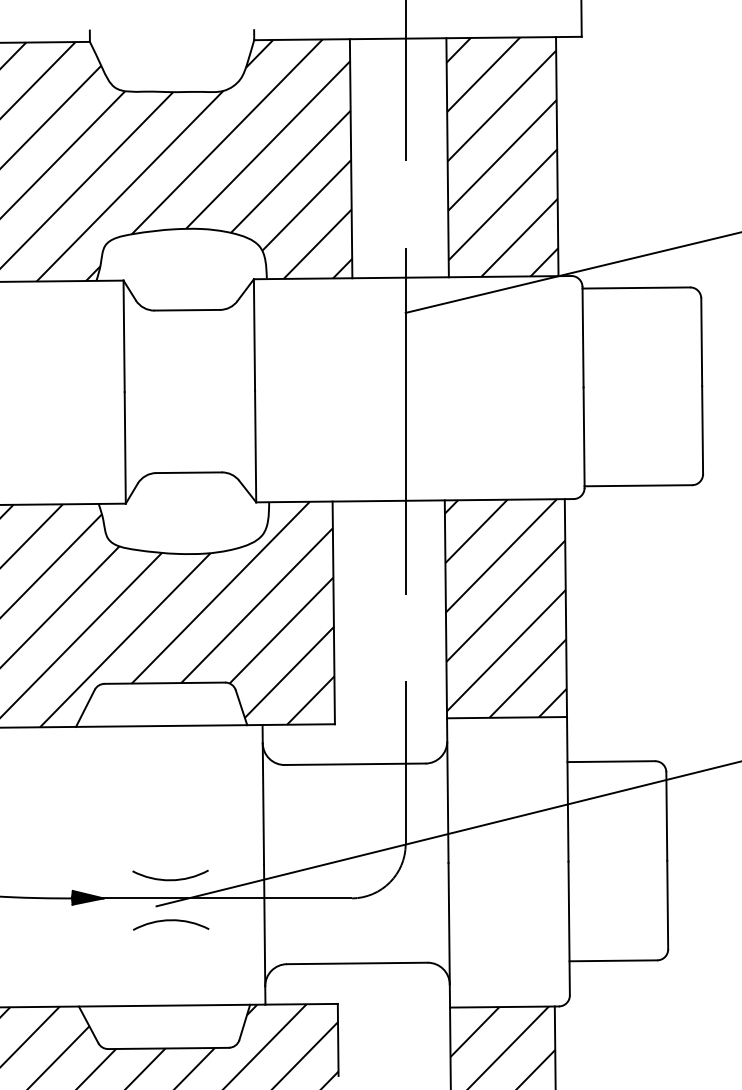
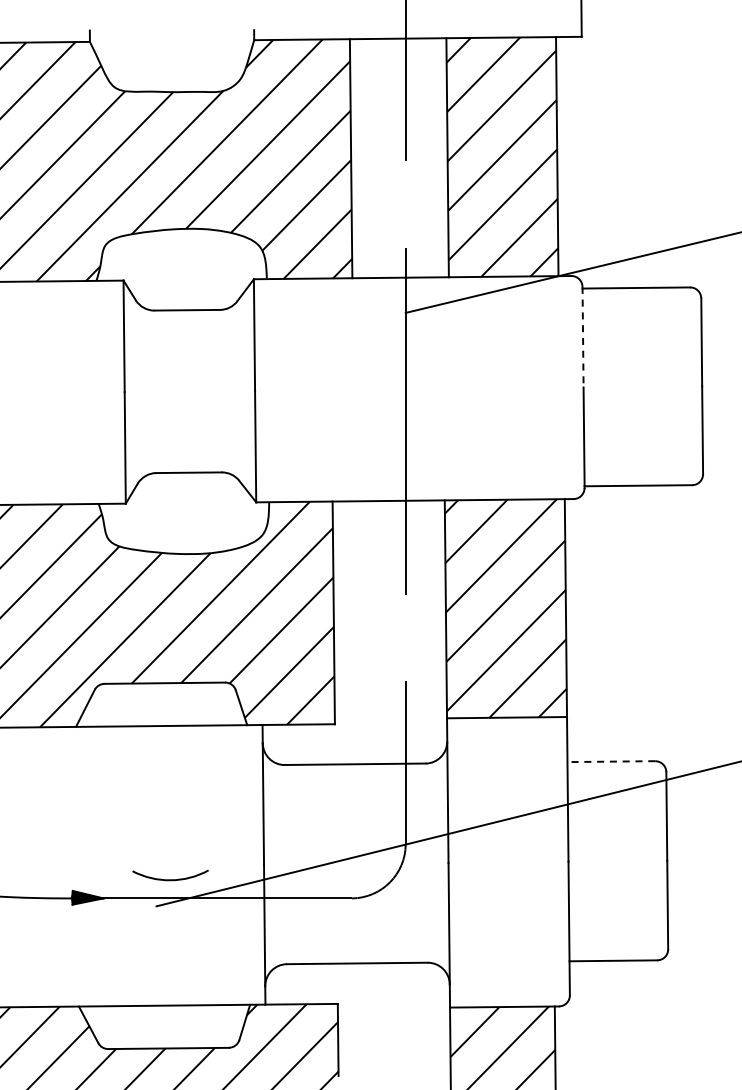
line: solid -> dashed (583, 337)
line: solid -> dashed (611, 761)
arc: present -> none (171, 921)
